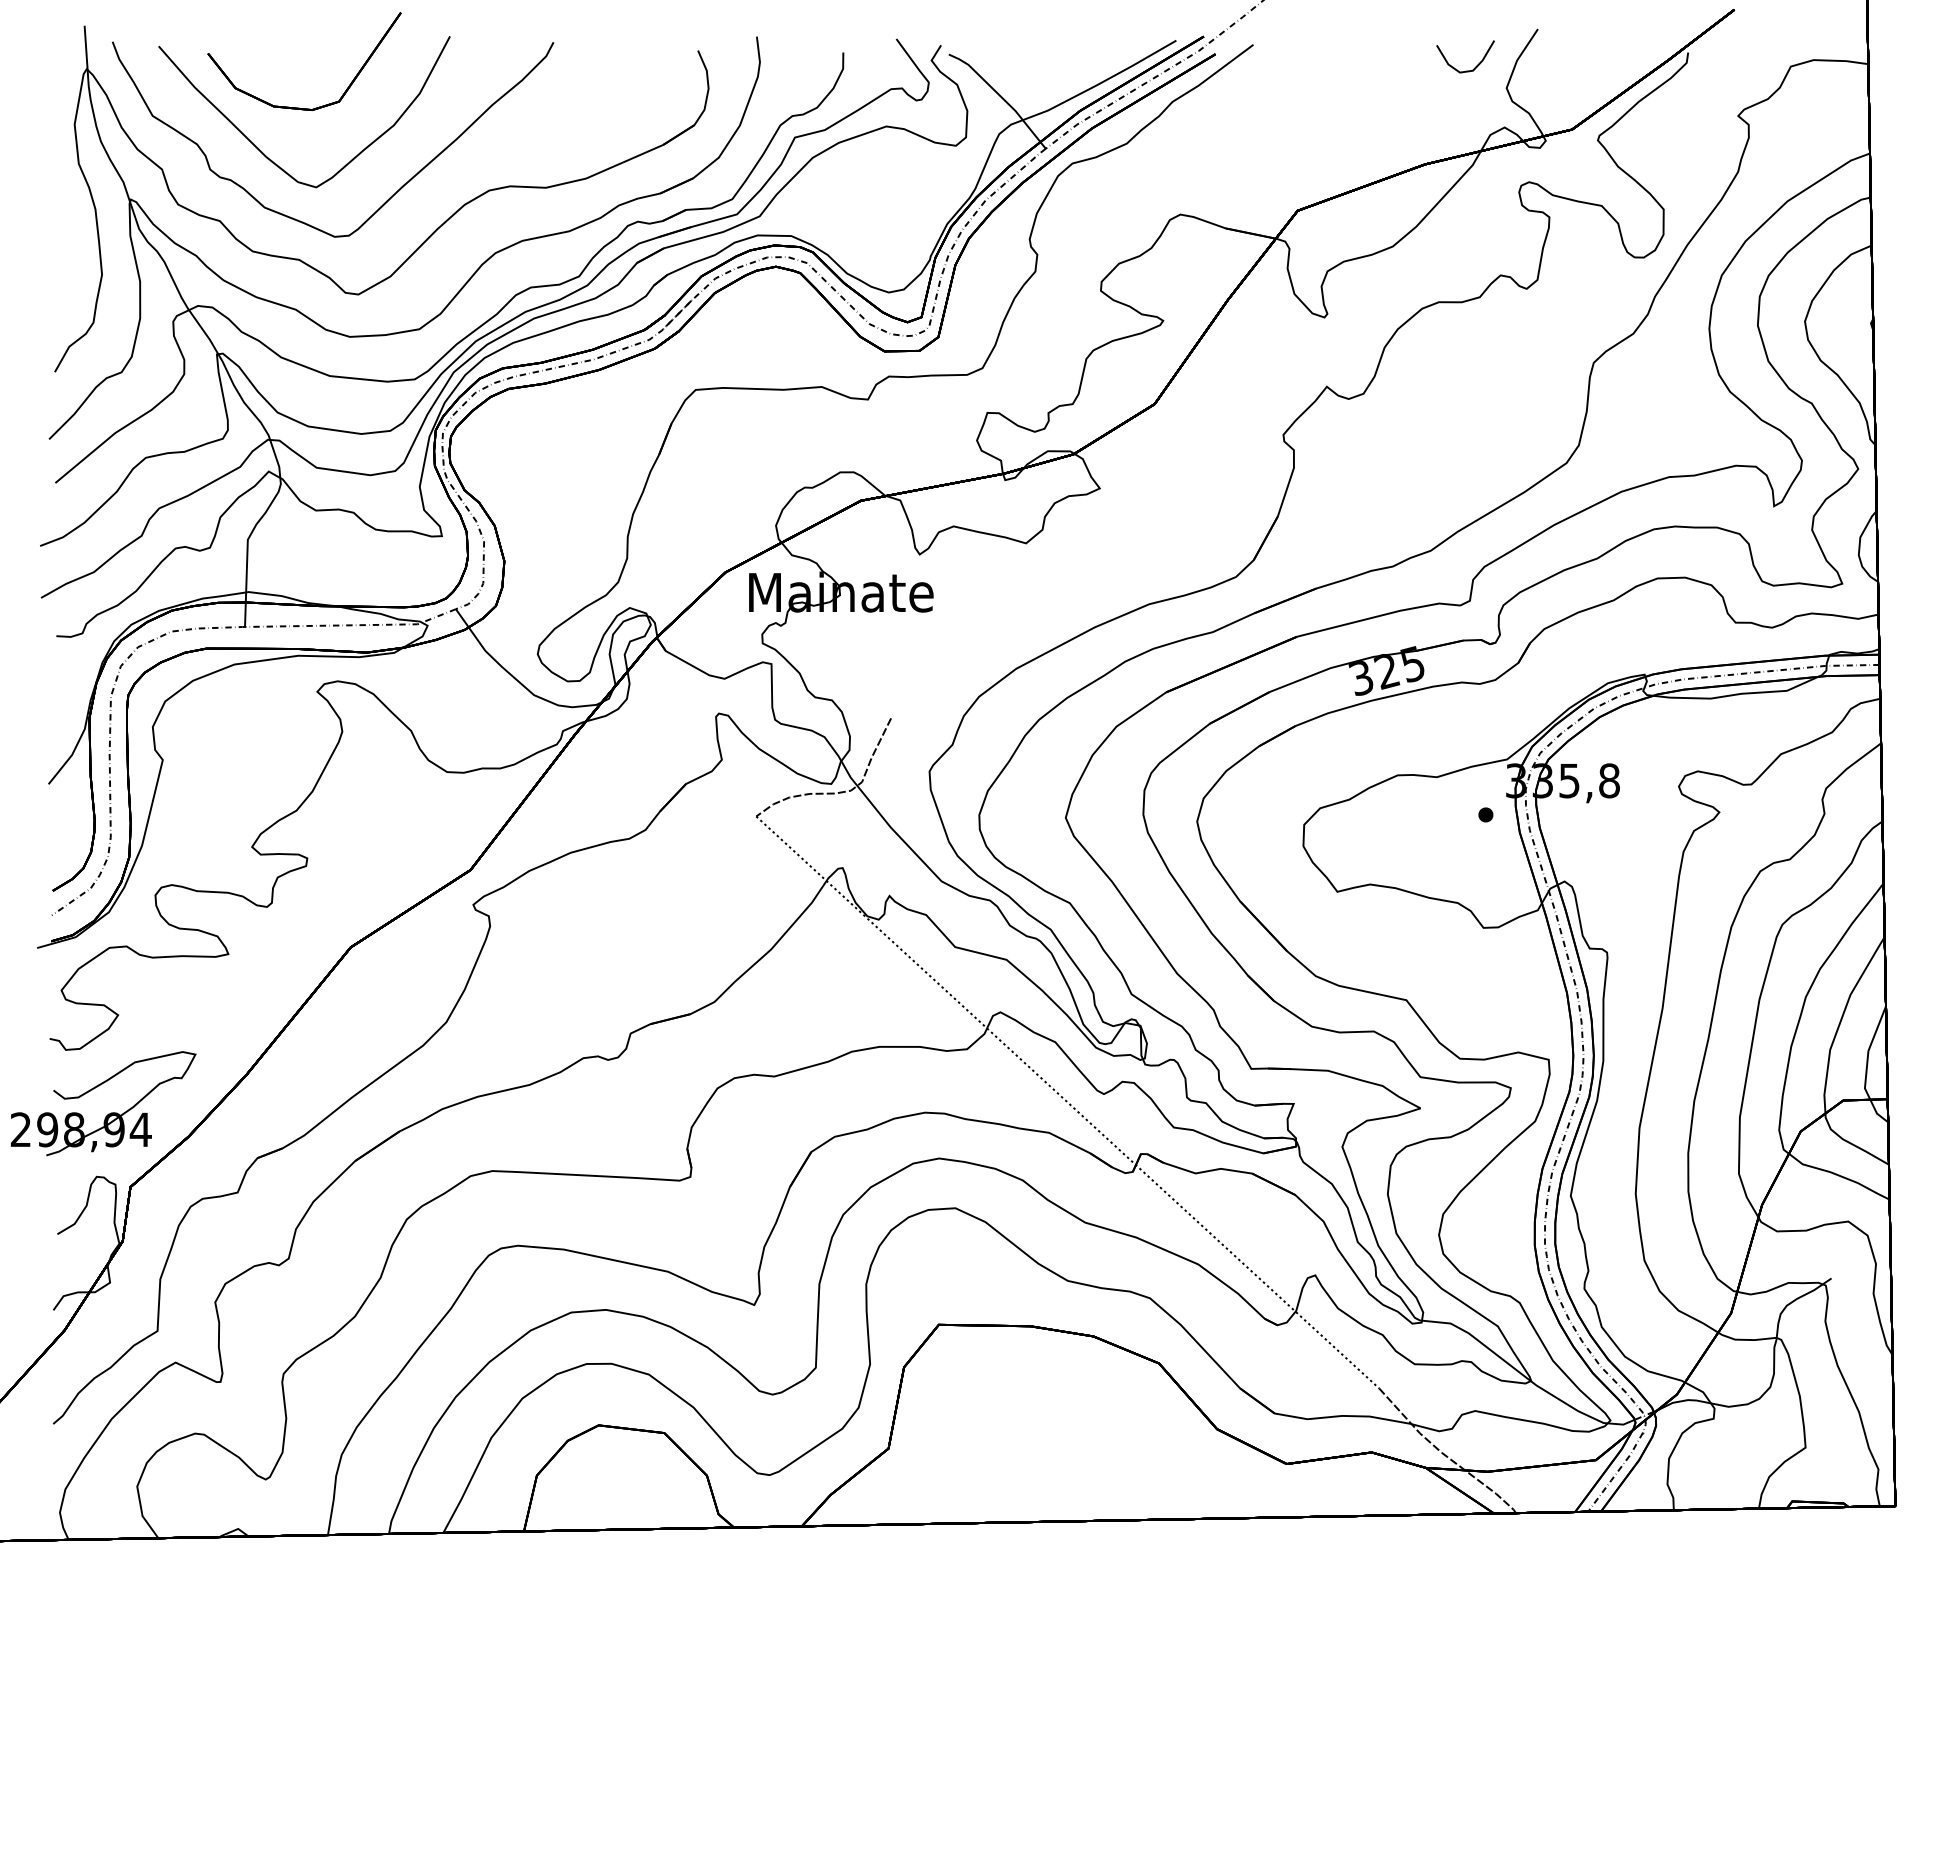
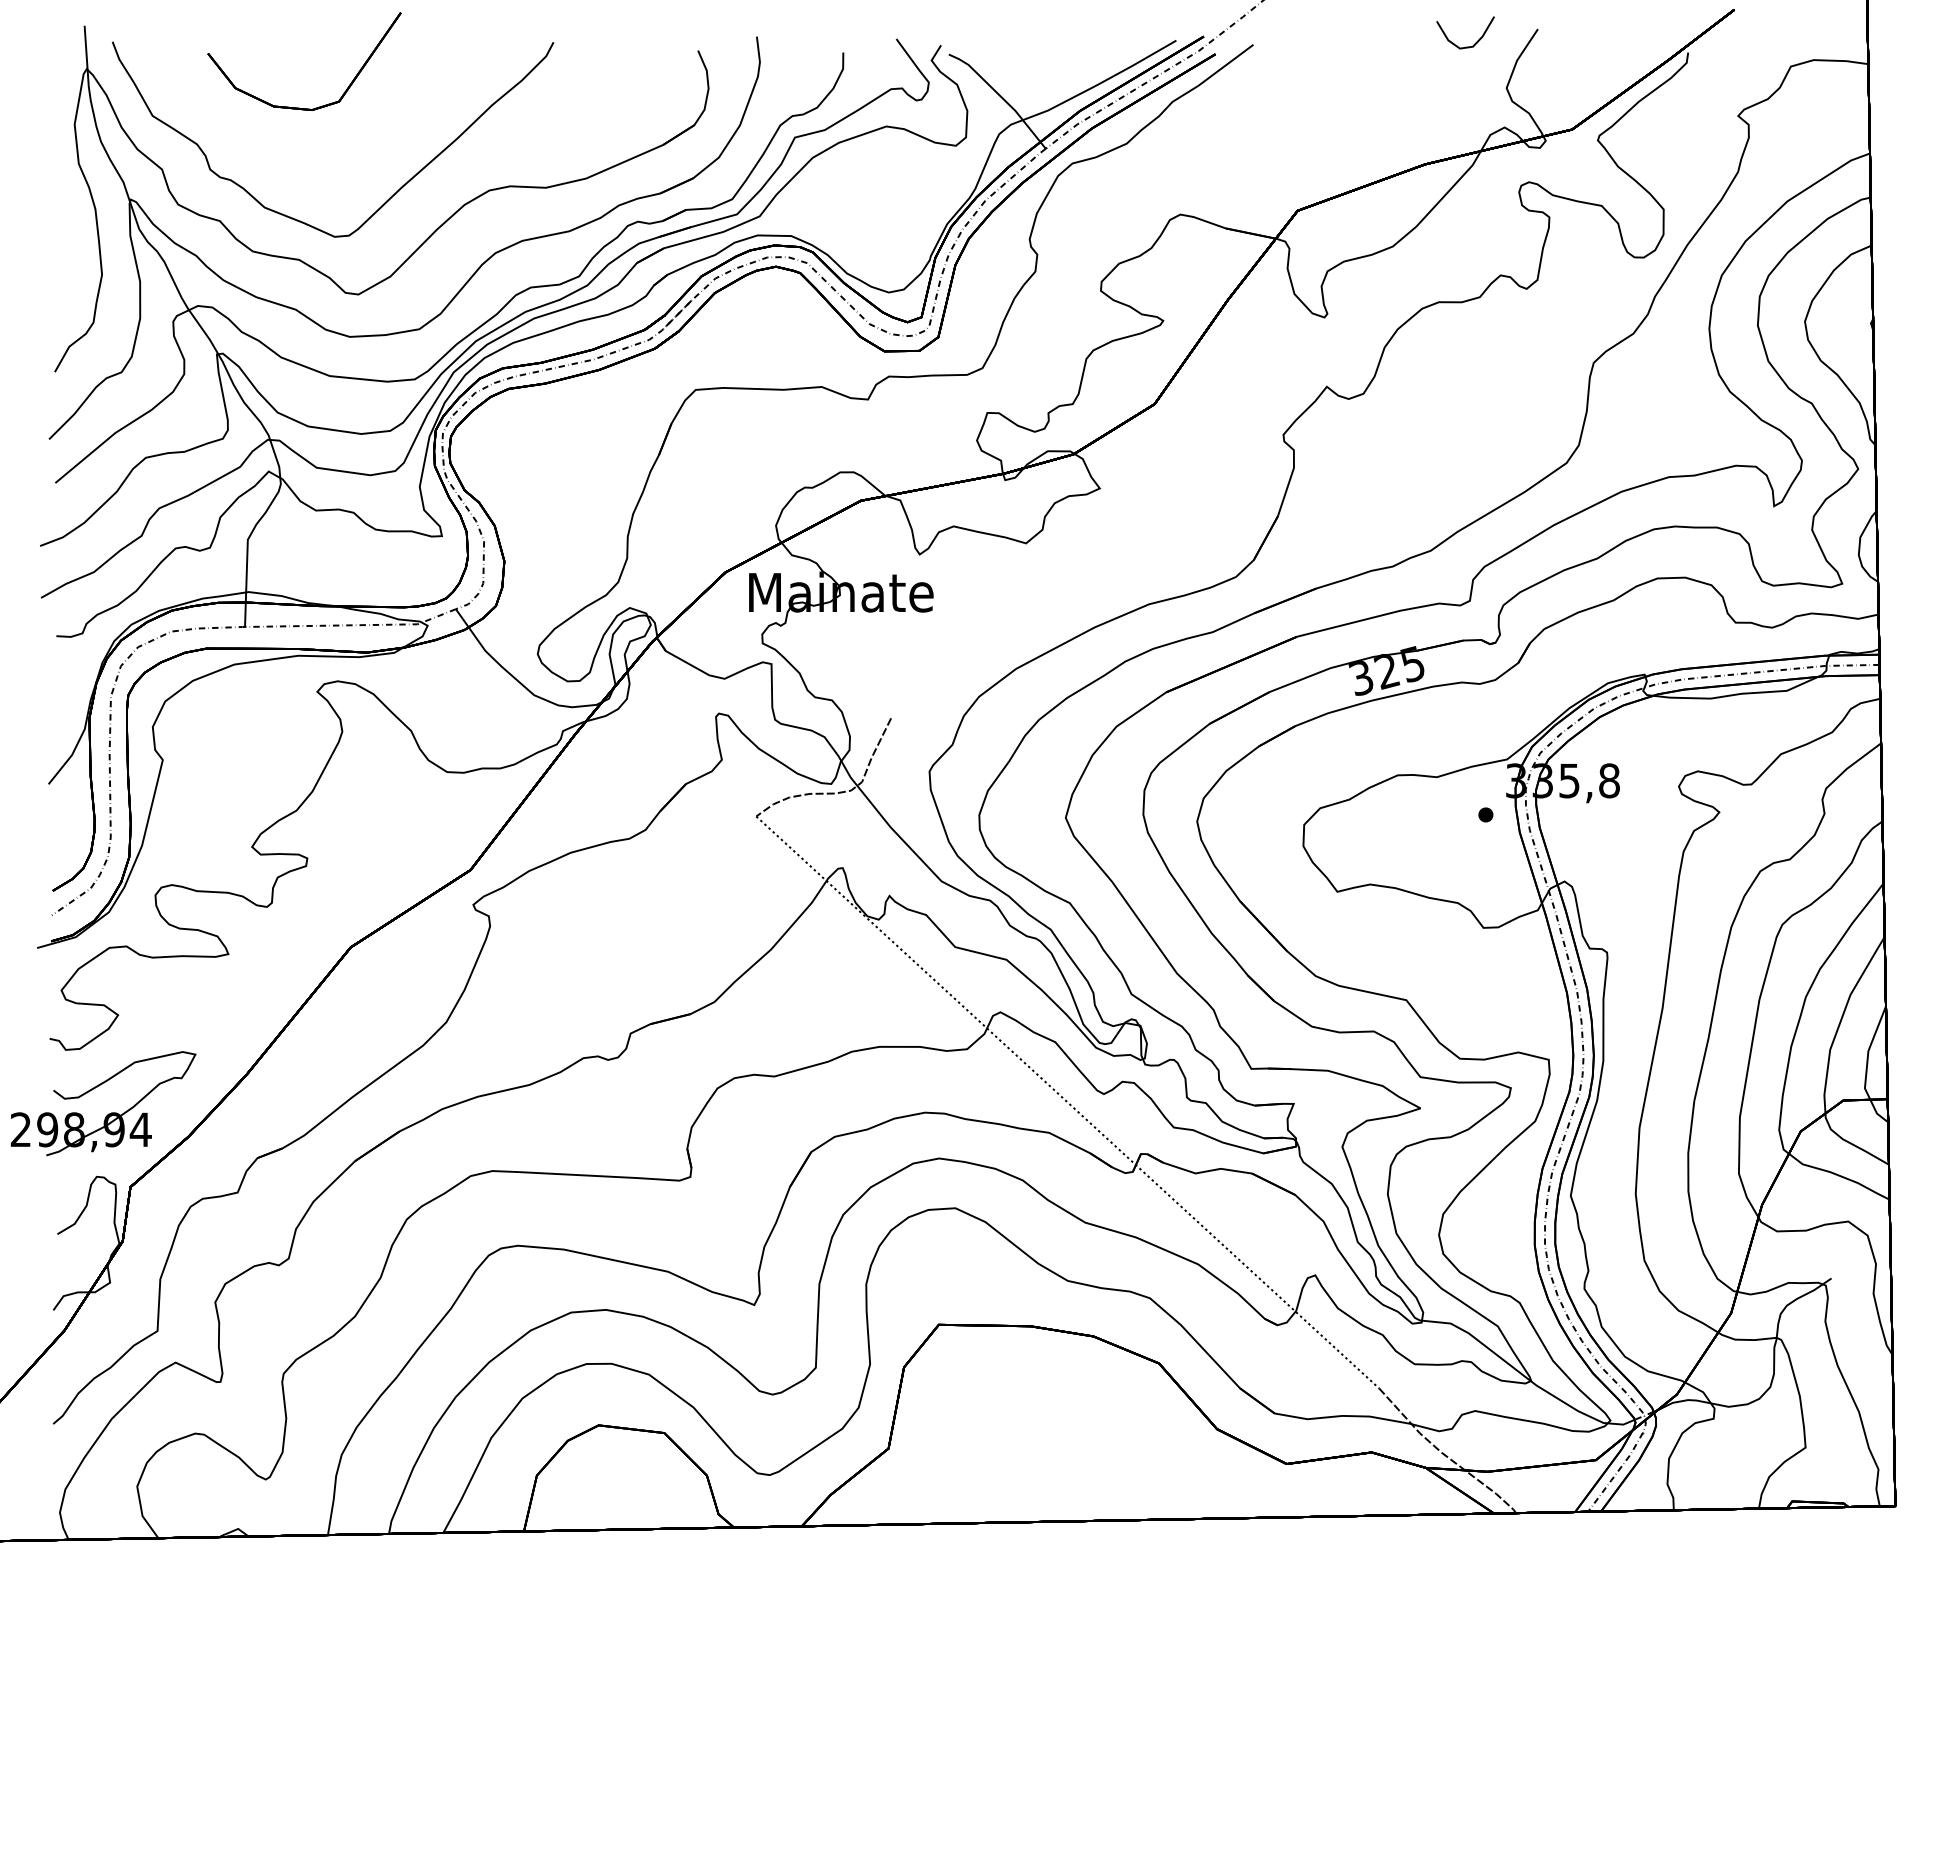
curve position: (1465, 70) -> (1465, 46) (1465, 46)
curve: present -> none (263, 152)
